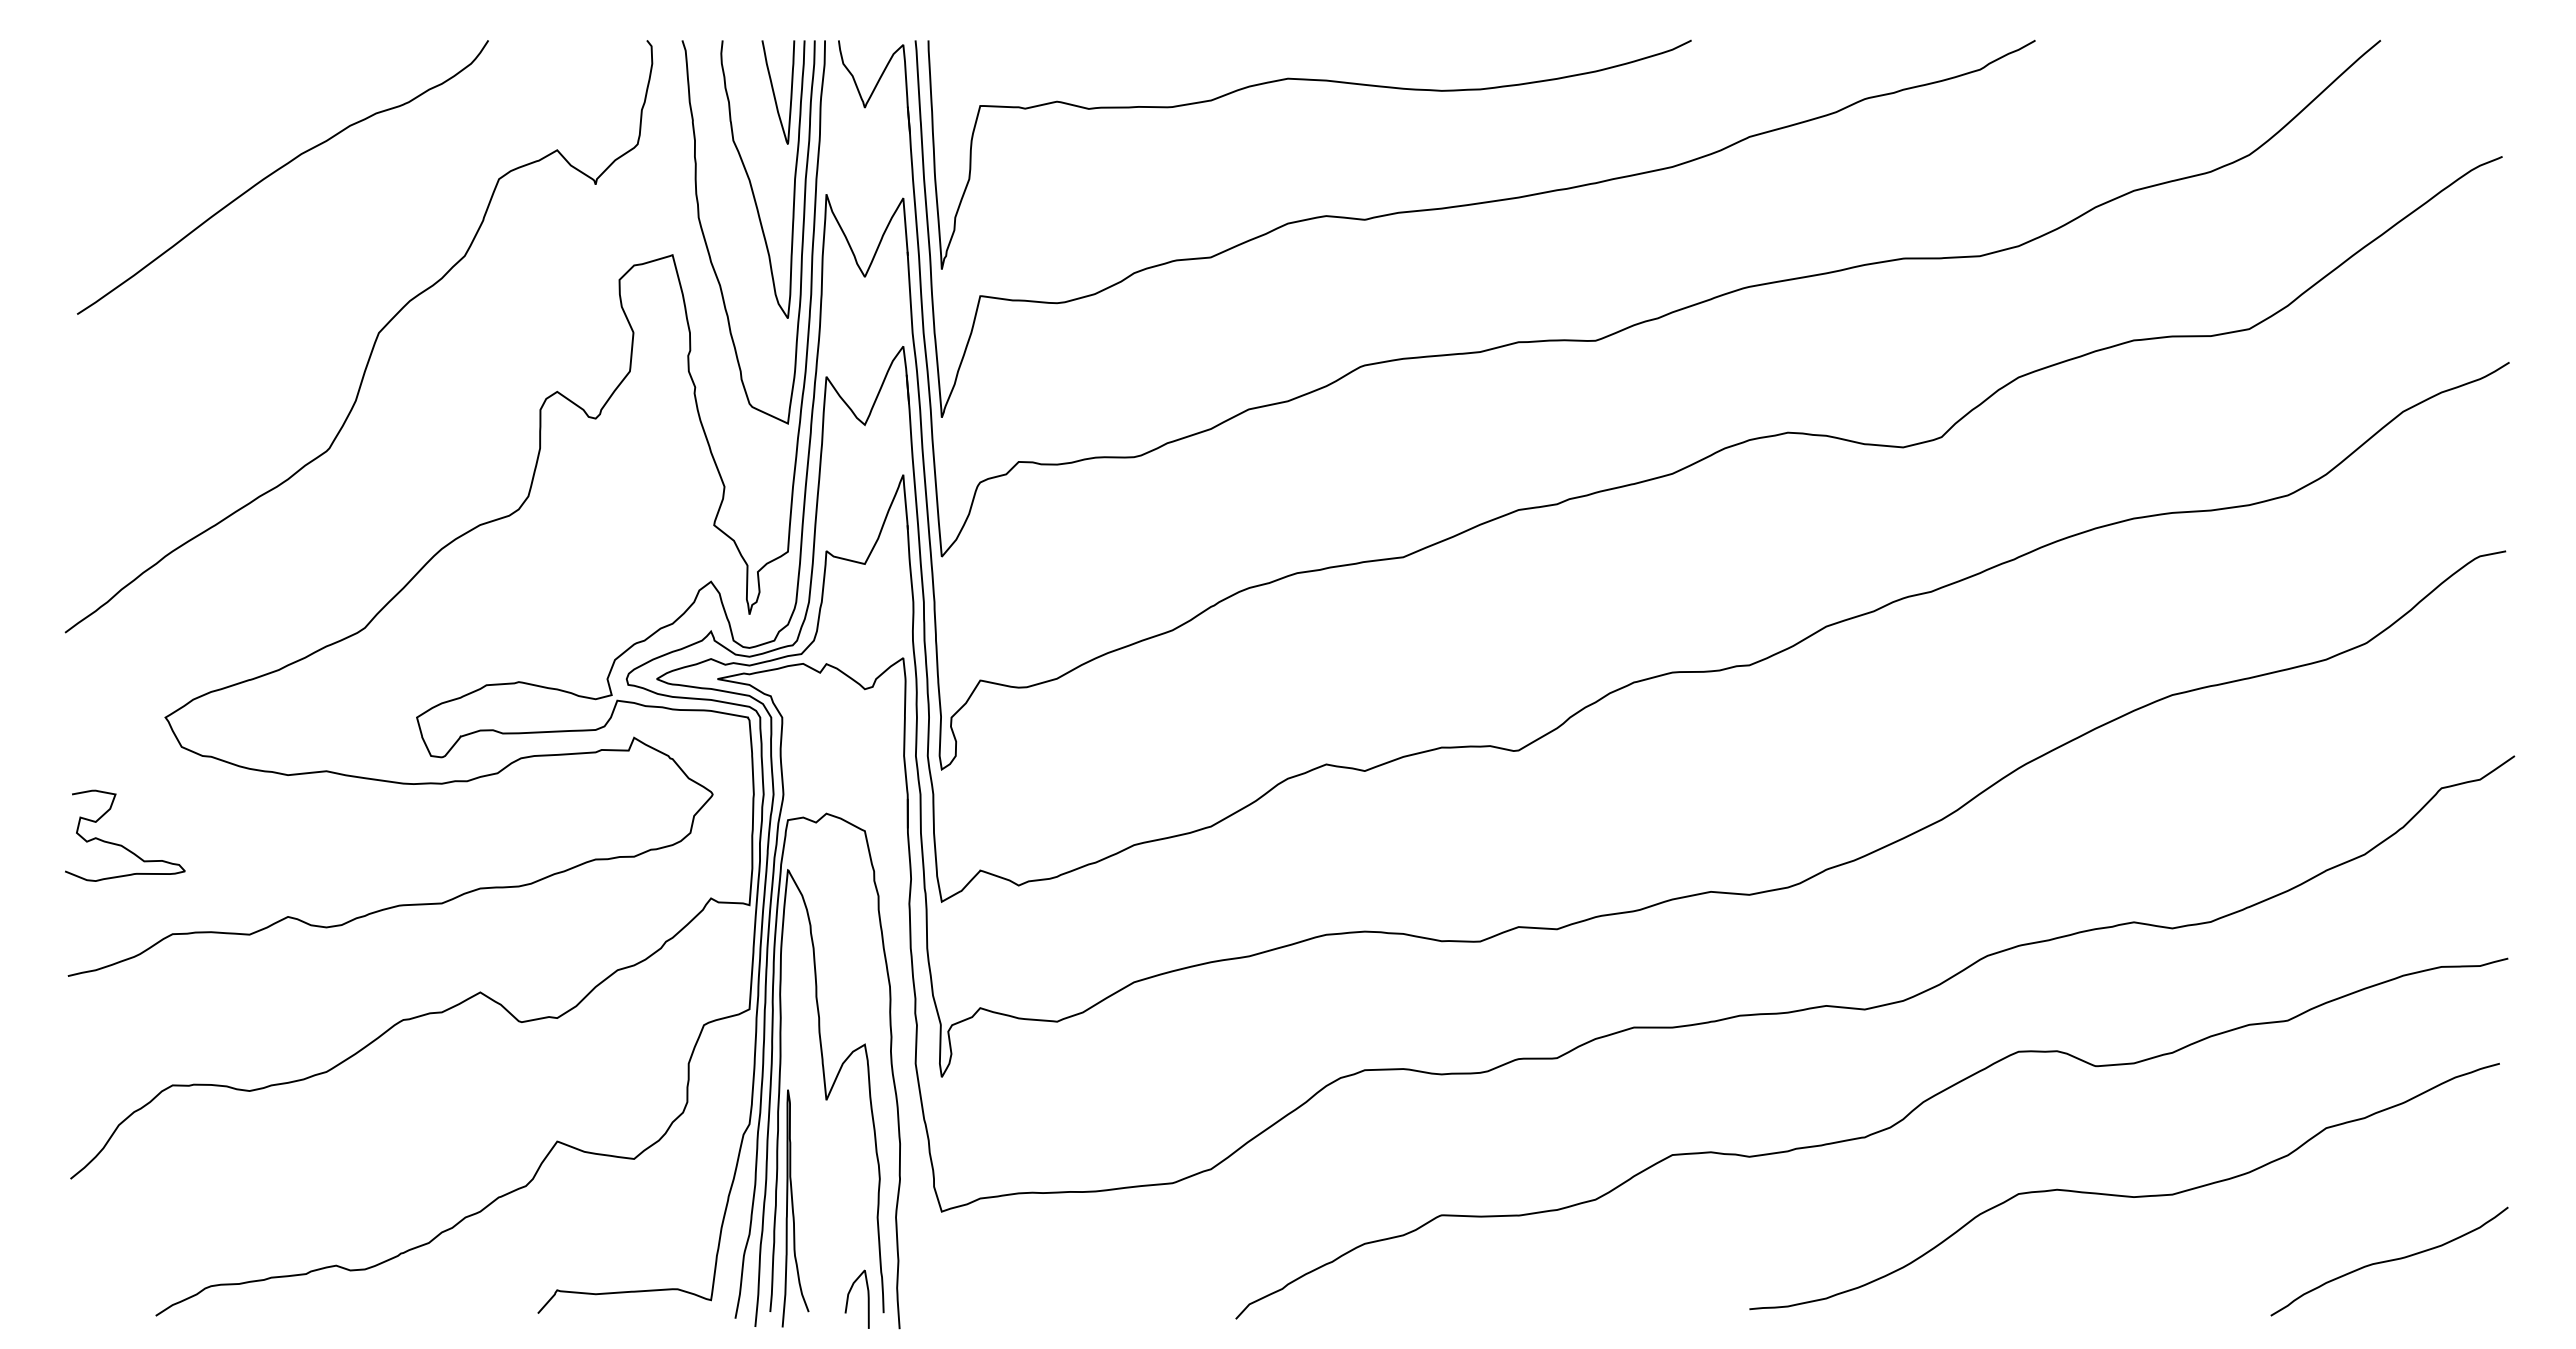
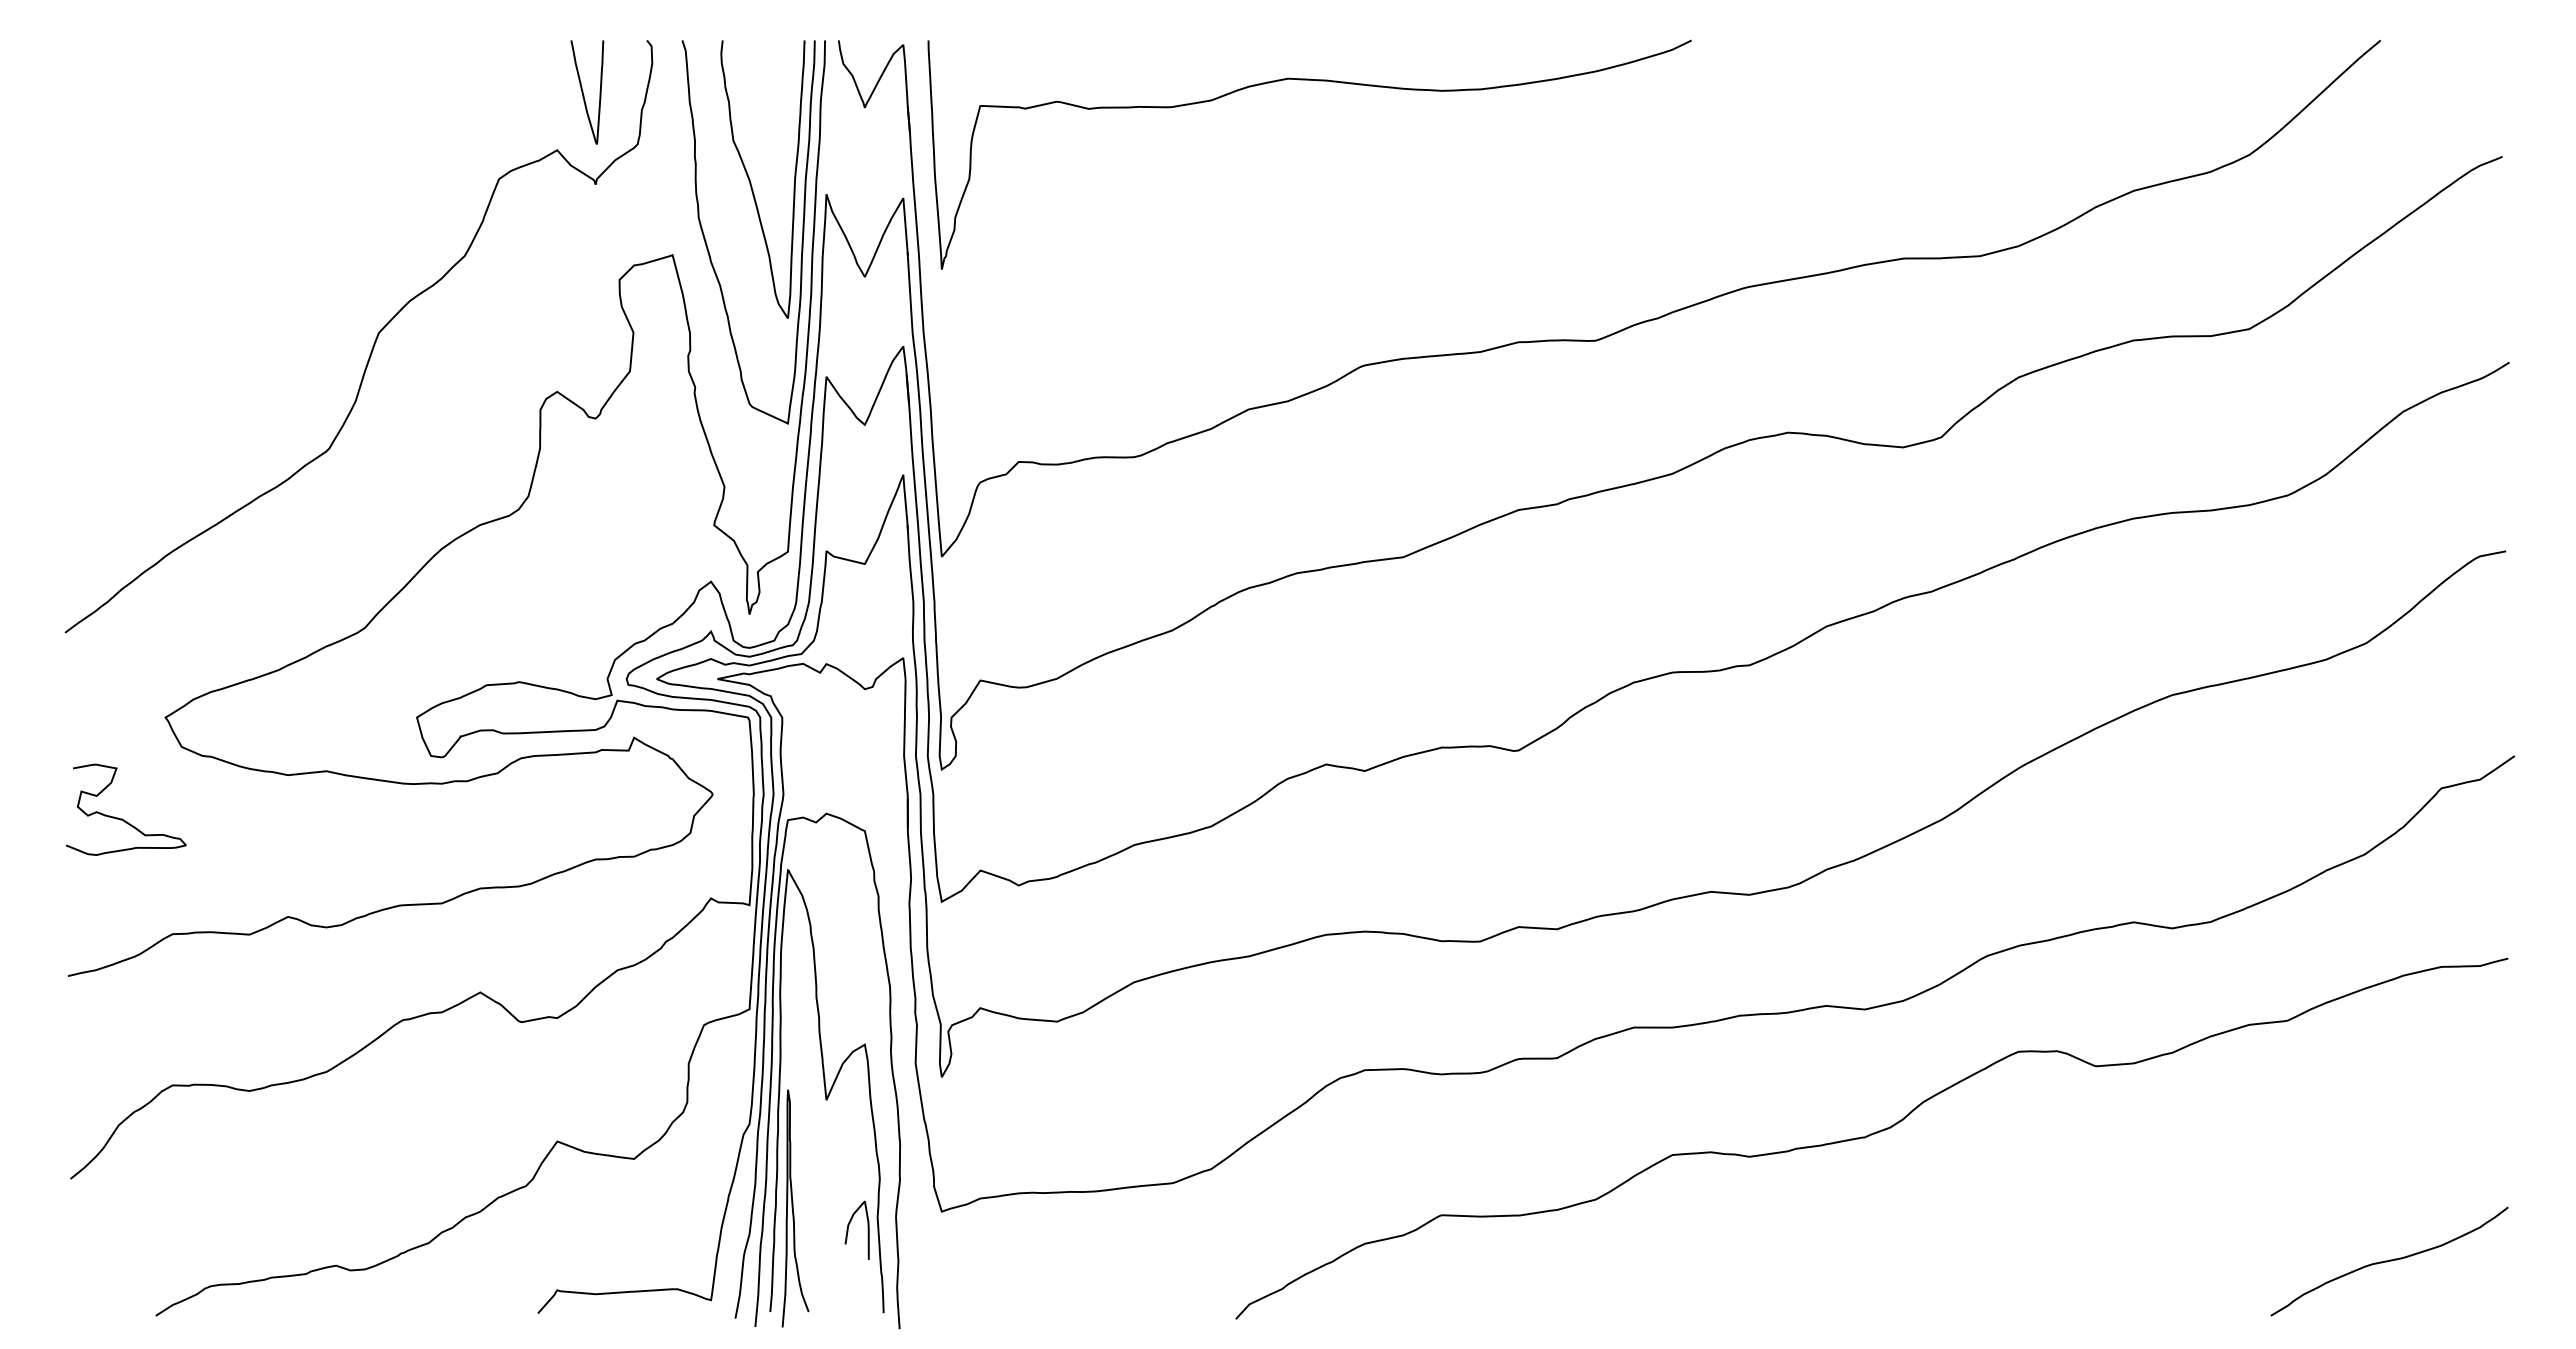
curve position: (774, 92) -> (583, 92) (583, 92)
curve: present -> none (277, 171)
curve: present -> none (1473, 205)
curve position: (121, 844) -> (122, 818) (122, 818)
curve: present -> none (2124, 1195)
curve position: (848, 1298) -> (848, 1229) (848, 1229)
